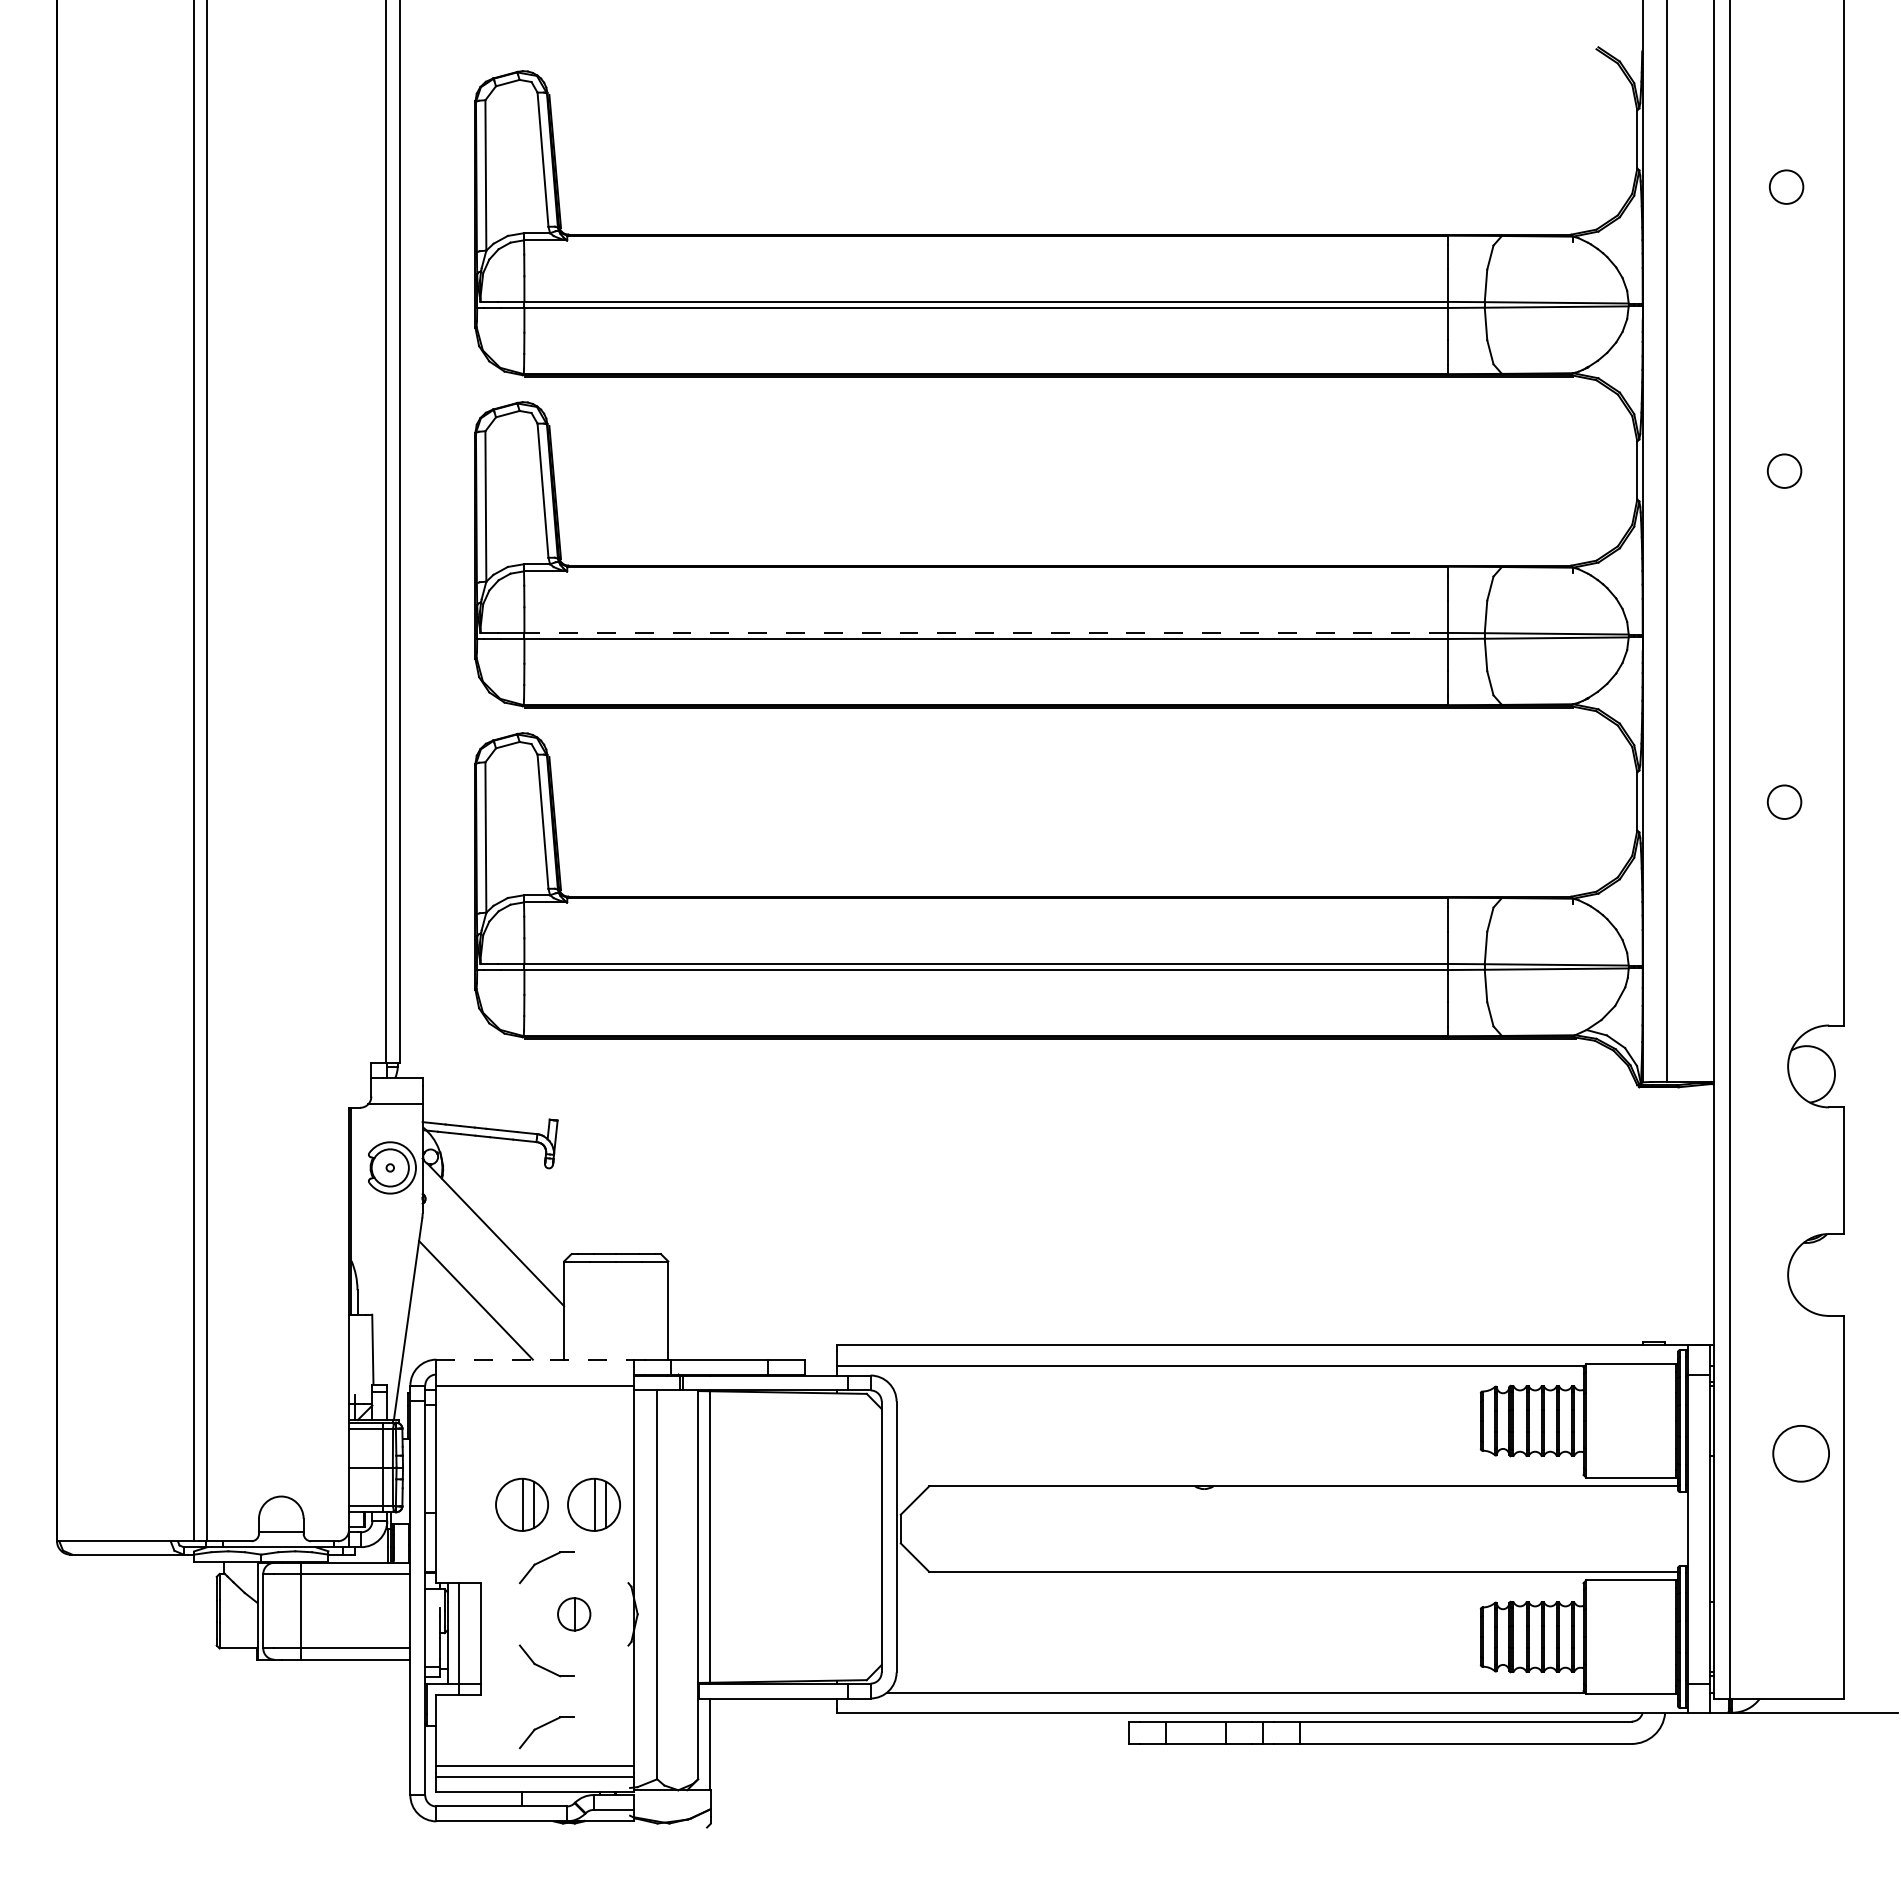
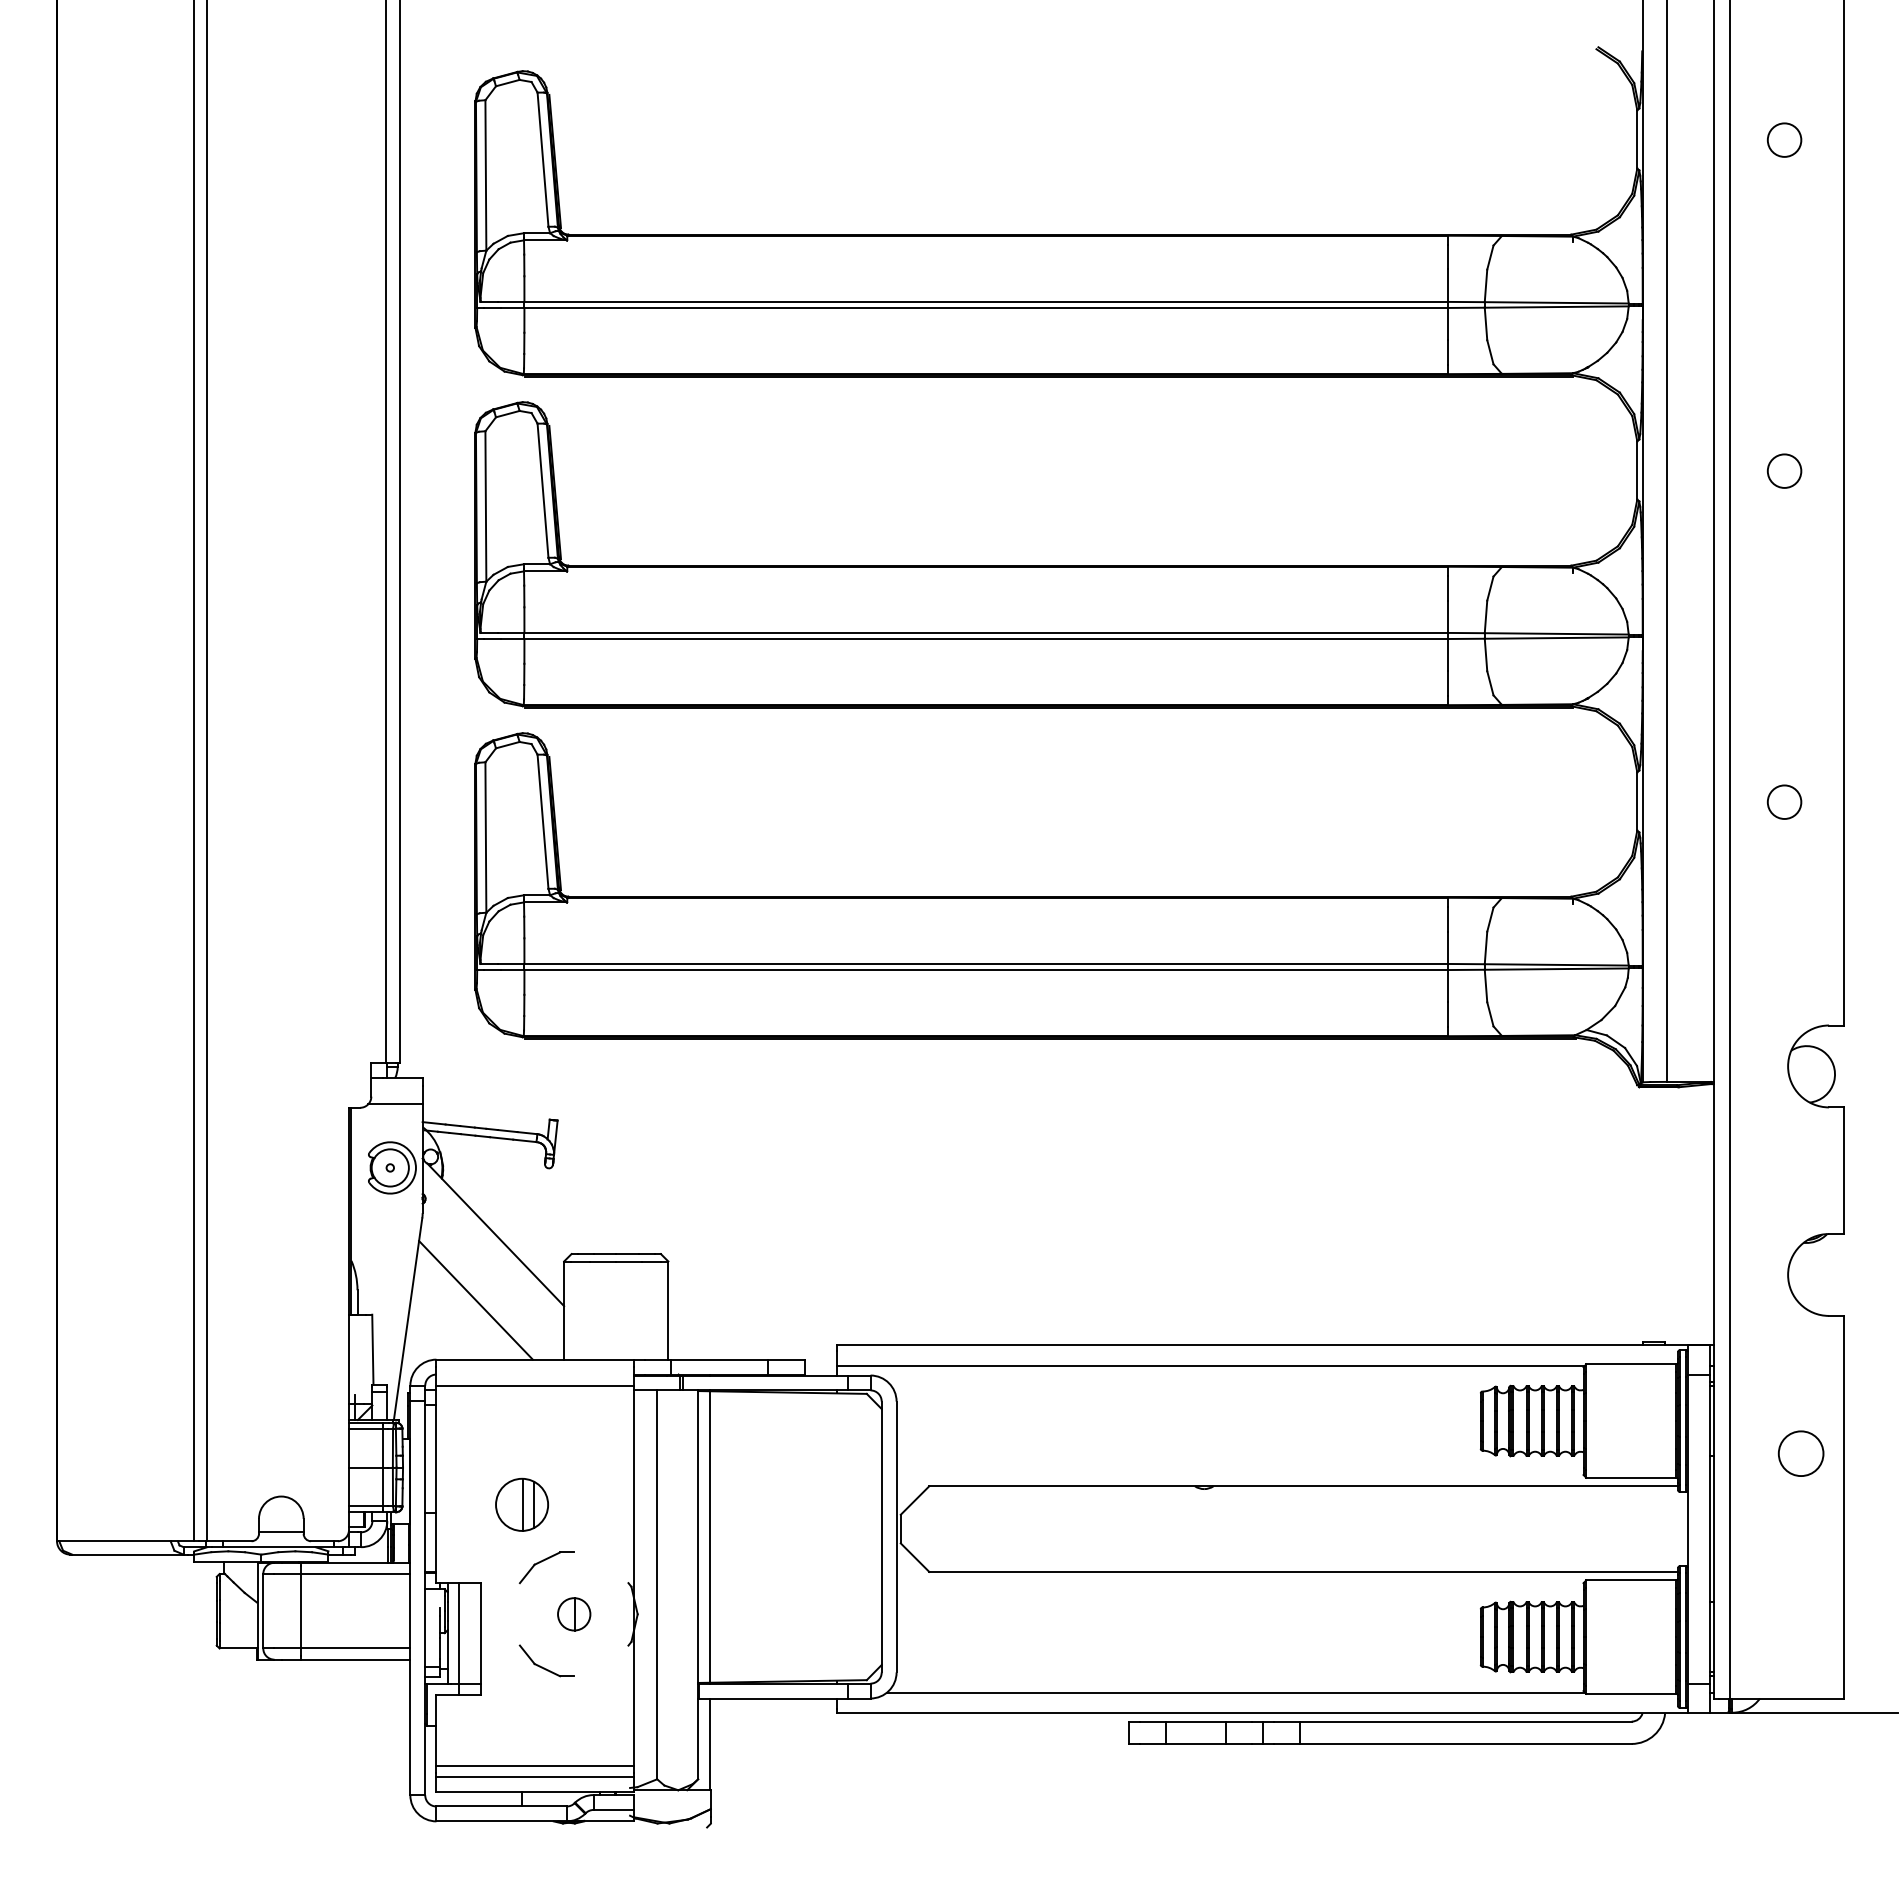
circle position: (1786, 186) -> (1784, 139) (1784, 139)
line: dashed -> solid (986, 632)
line: dashed -> solid (535, 1359)
circle size: 58x58 px -> 48x47 px (1800, 1453)
part: present -> none (593, 1504)
part: present -> none (543, 1726)
